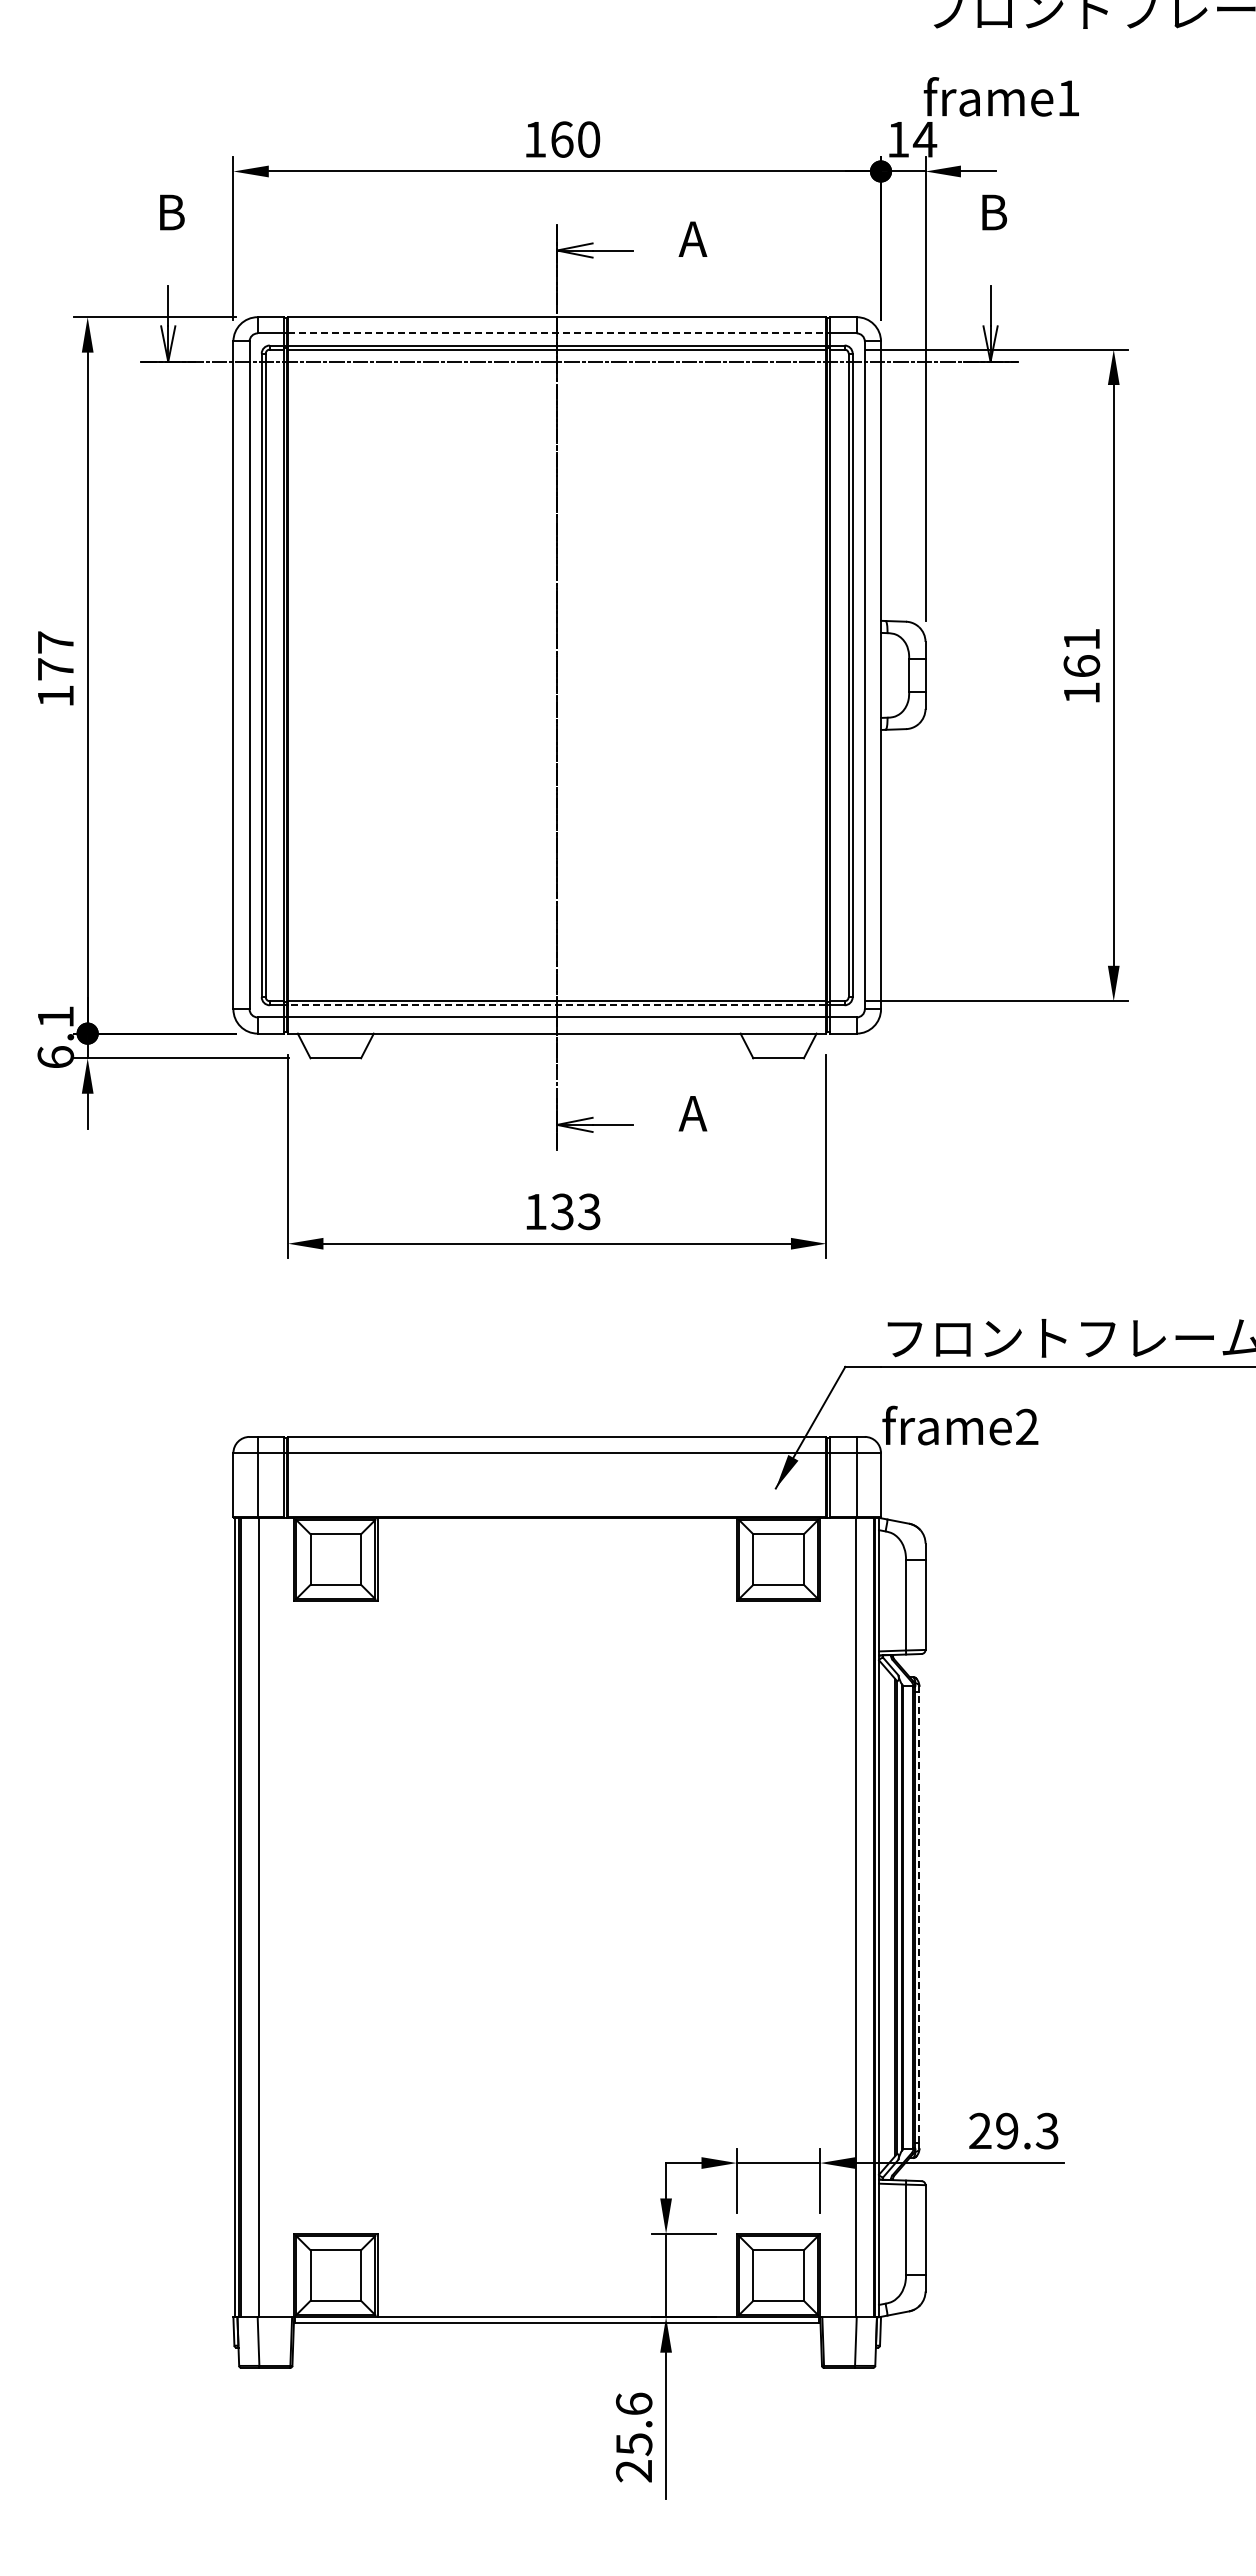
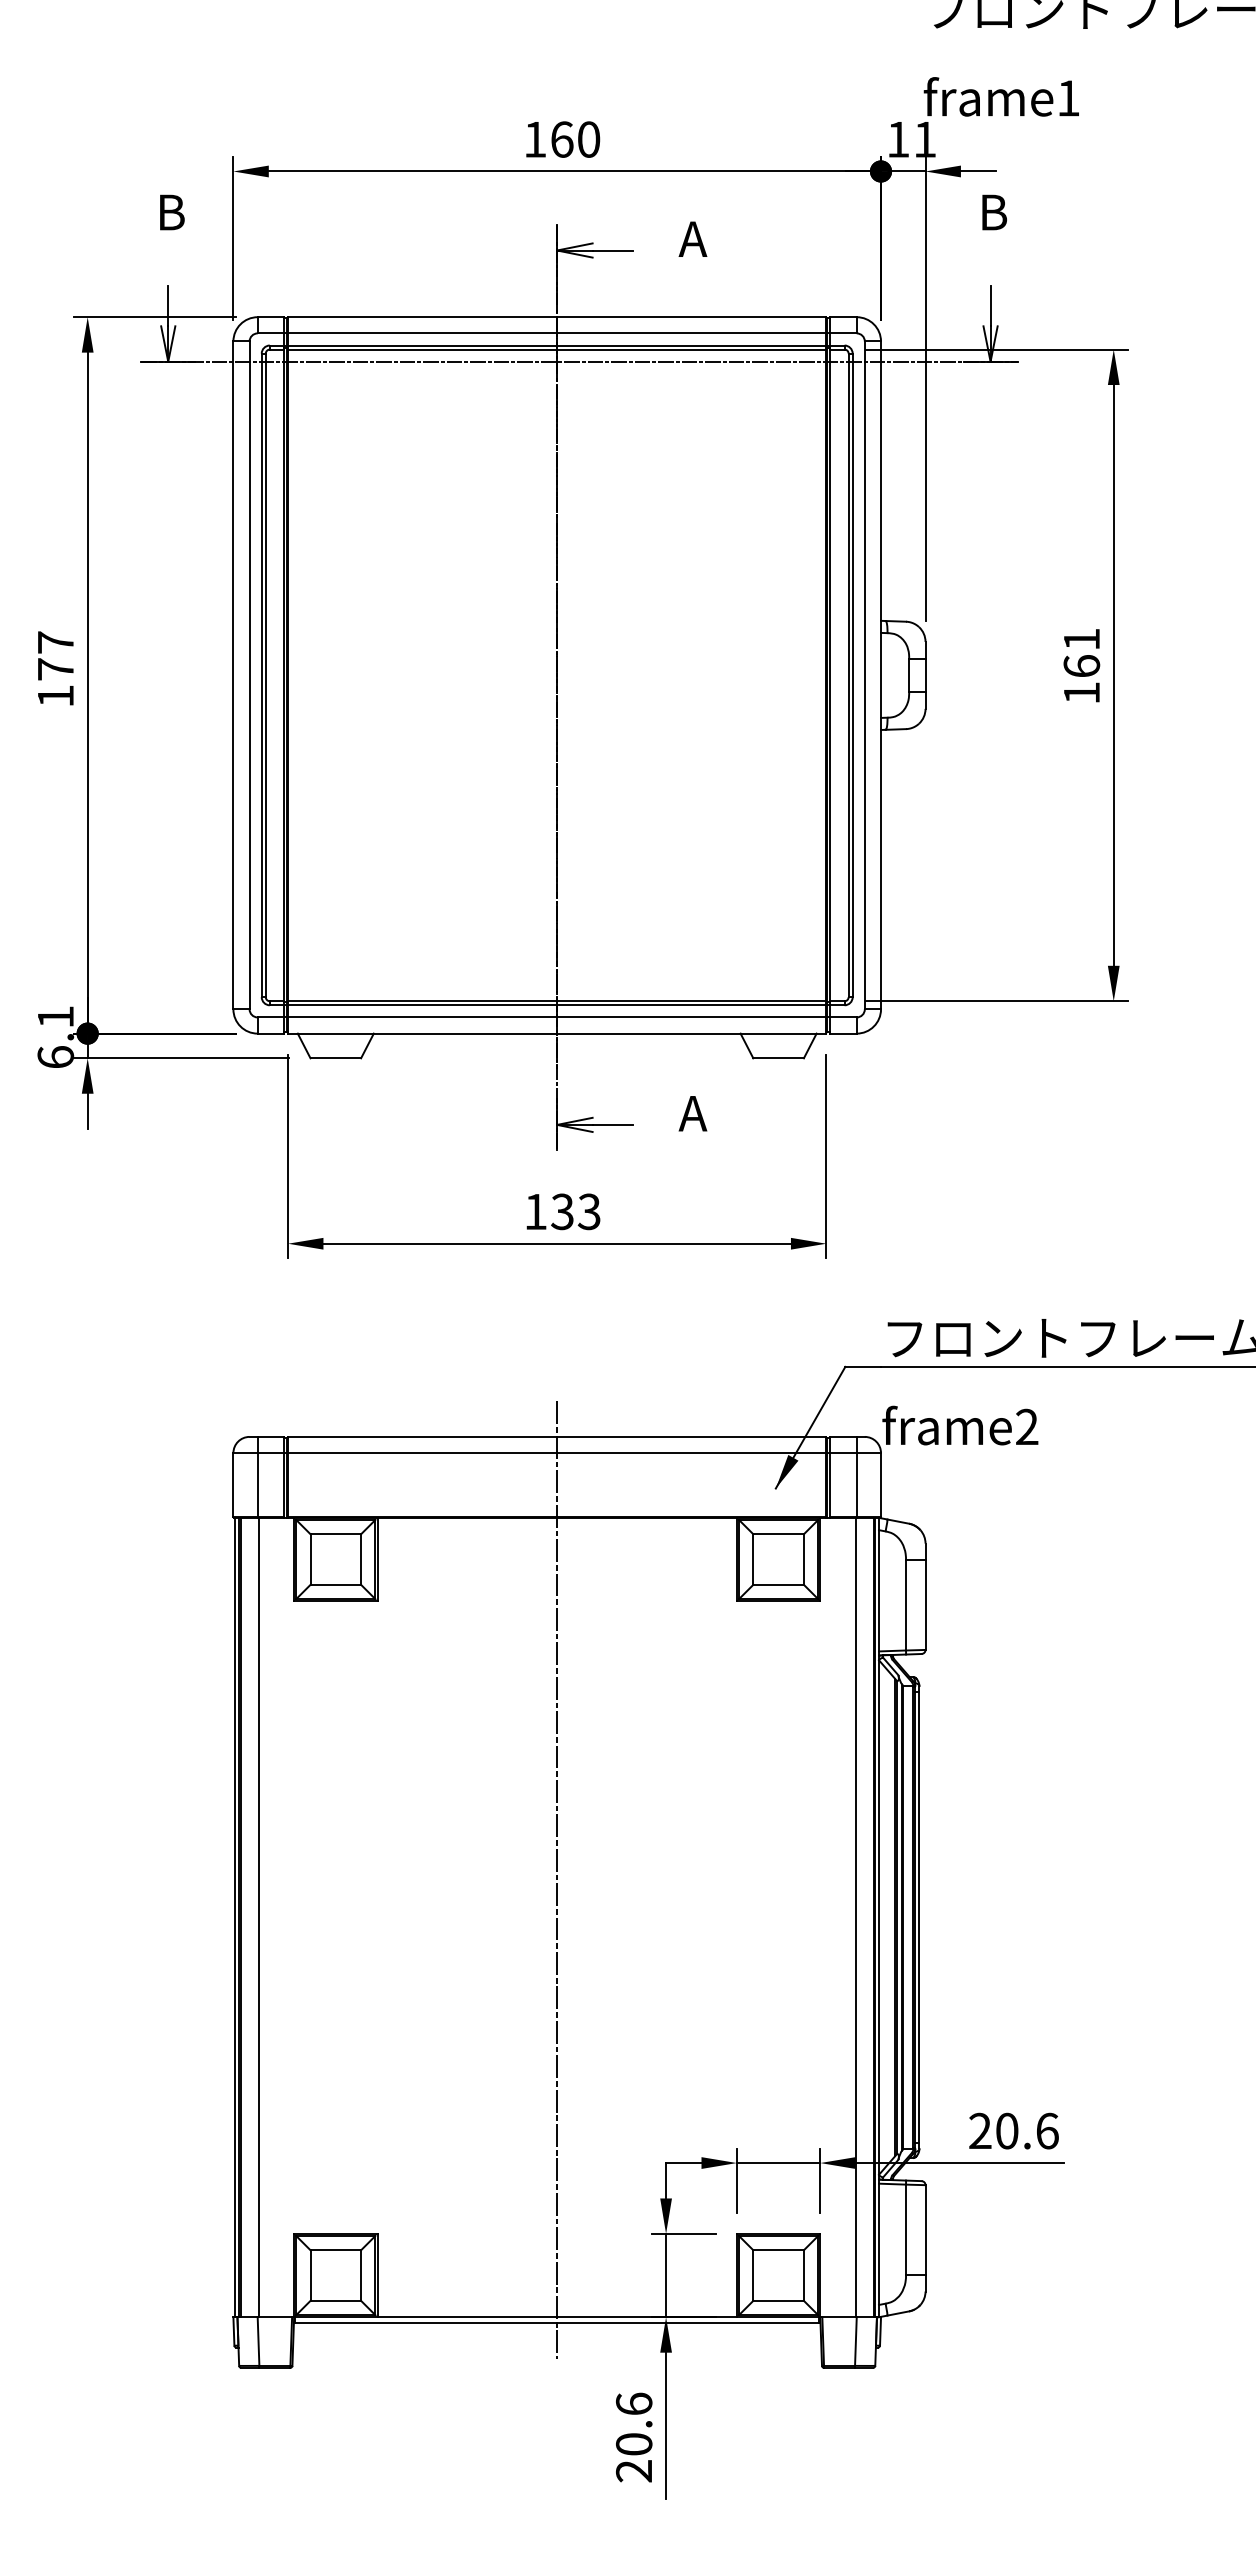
text: 14 -> 11 (924, 139)
line: dashed -> solid (557, 333)
line: dashed -> solid (556, 1005)
line: none -> present (557, 1879)
line: dashed -> solid (919, 1917)
text: 29.3 -> 20.6 (1027, 2130)
text: 25.6 -> 20.6 (634, 2444)
